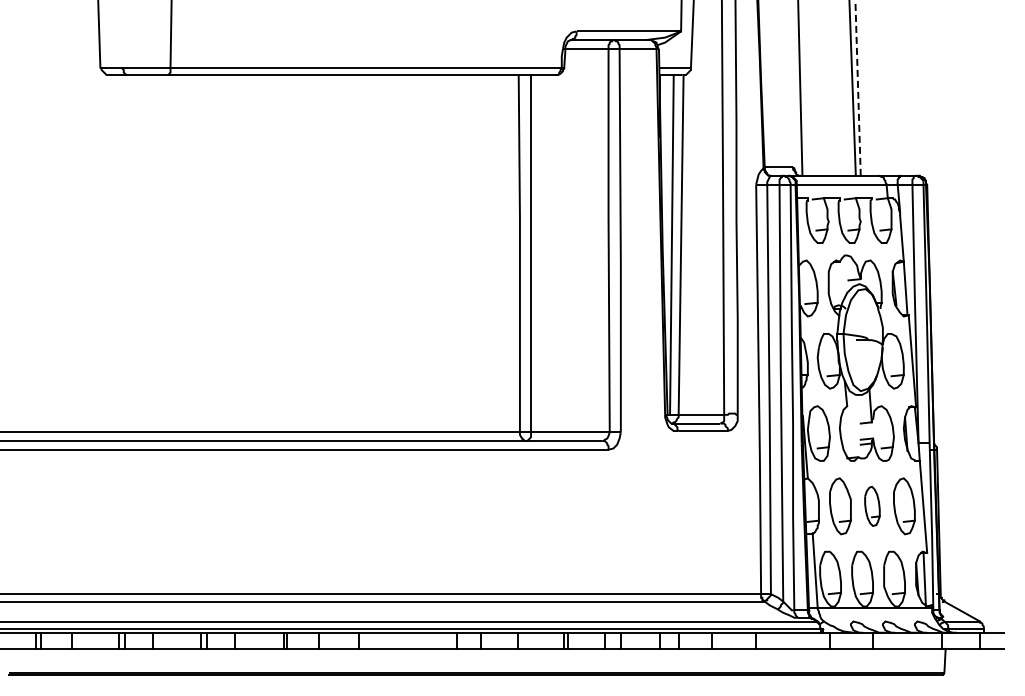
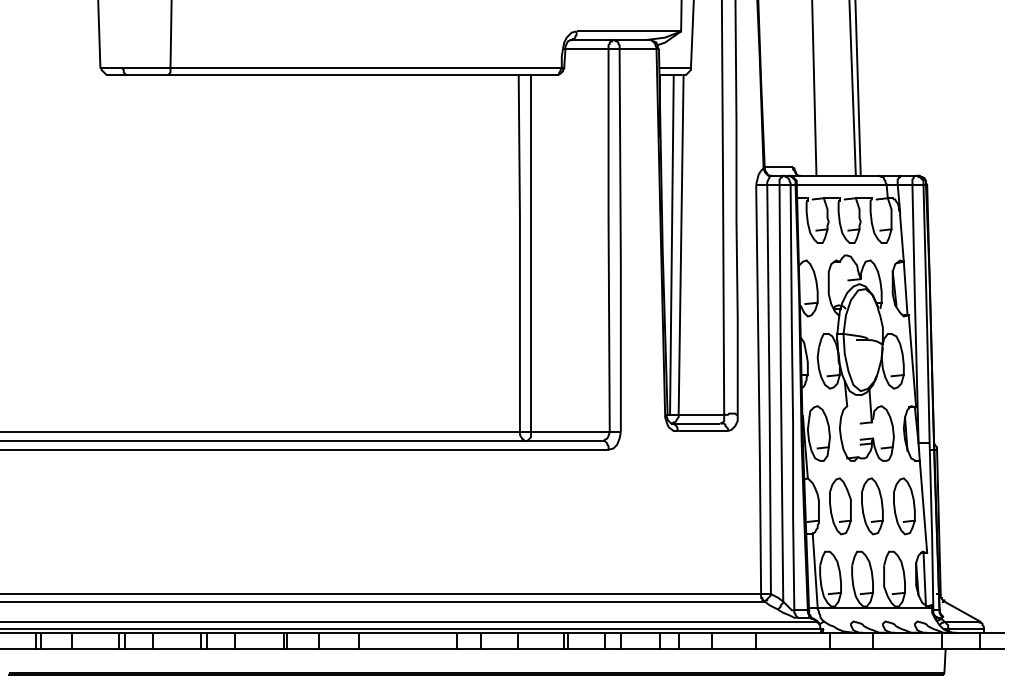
line: dashed -> solid (858, 87)
line position: (800, 88) -> (814, 88) (814, 88)
part size: 17x42 px -> 23x59 px (872, 506)
